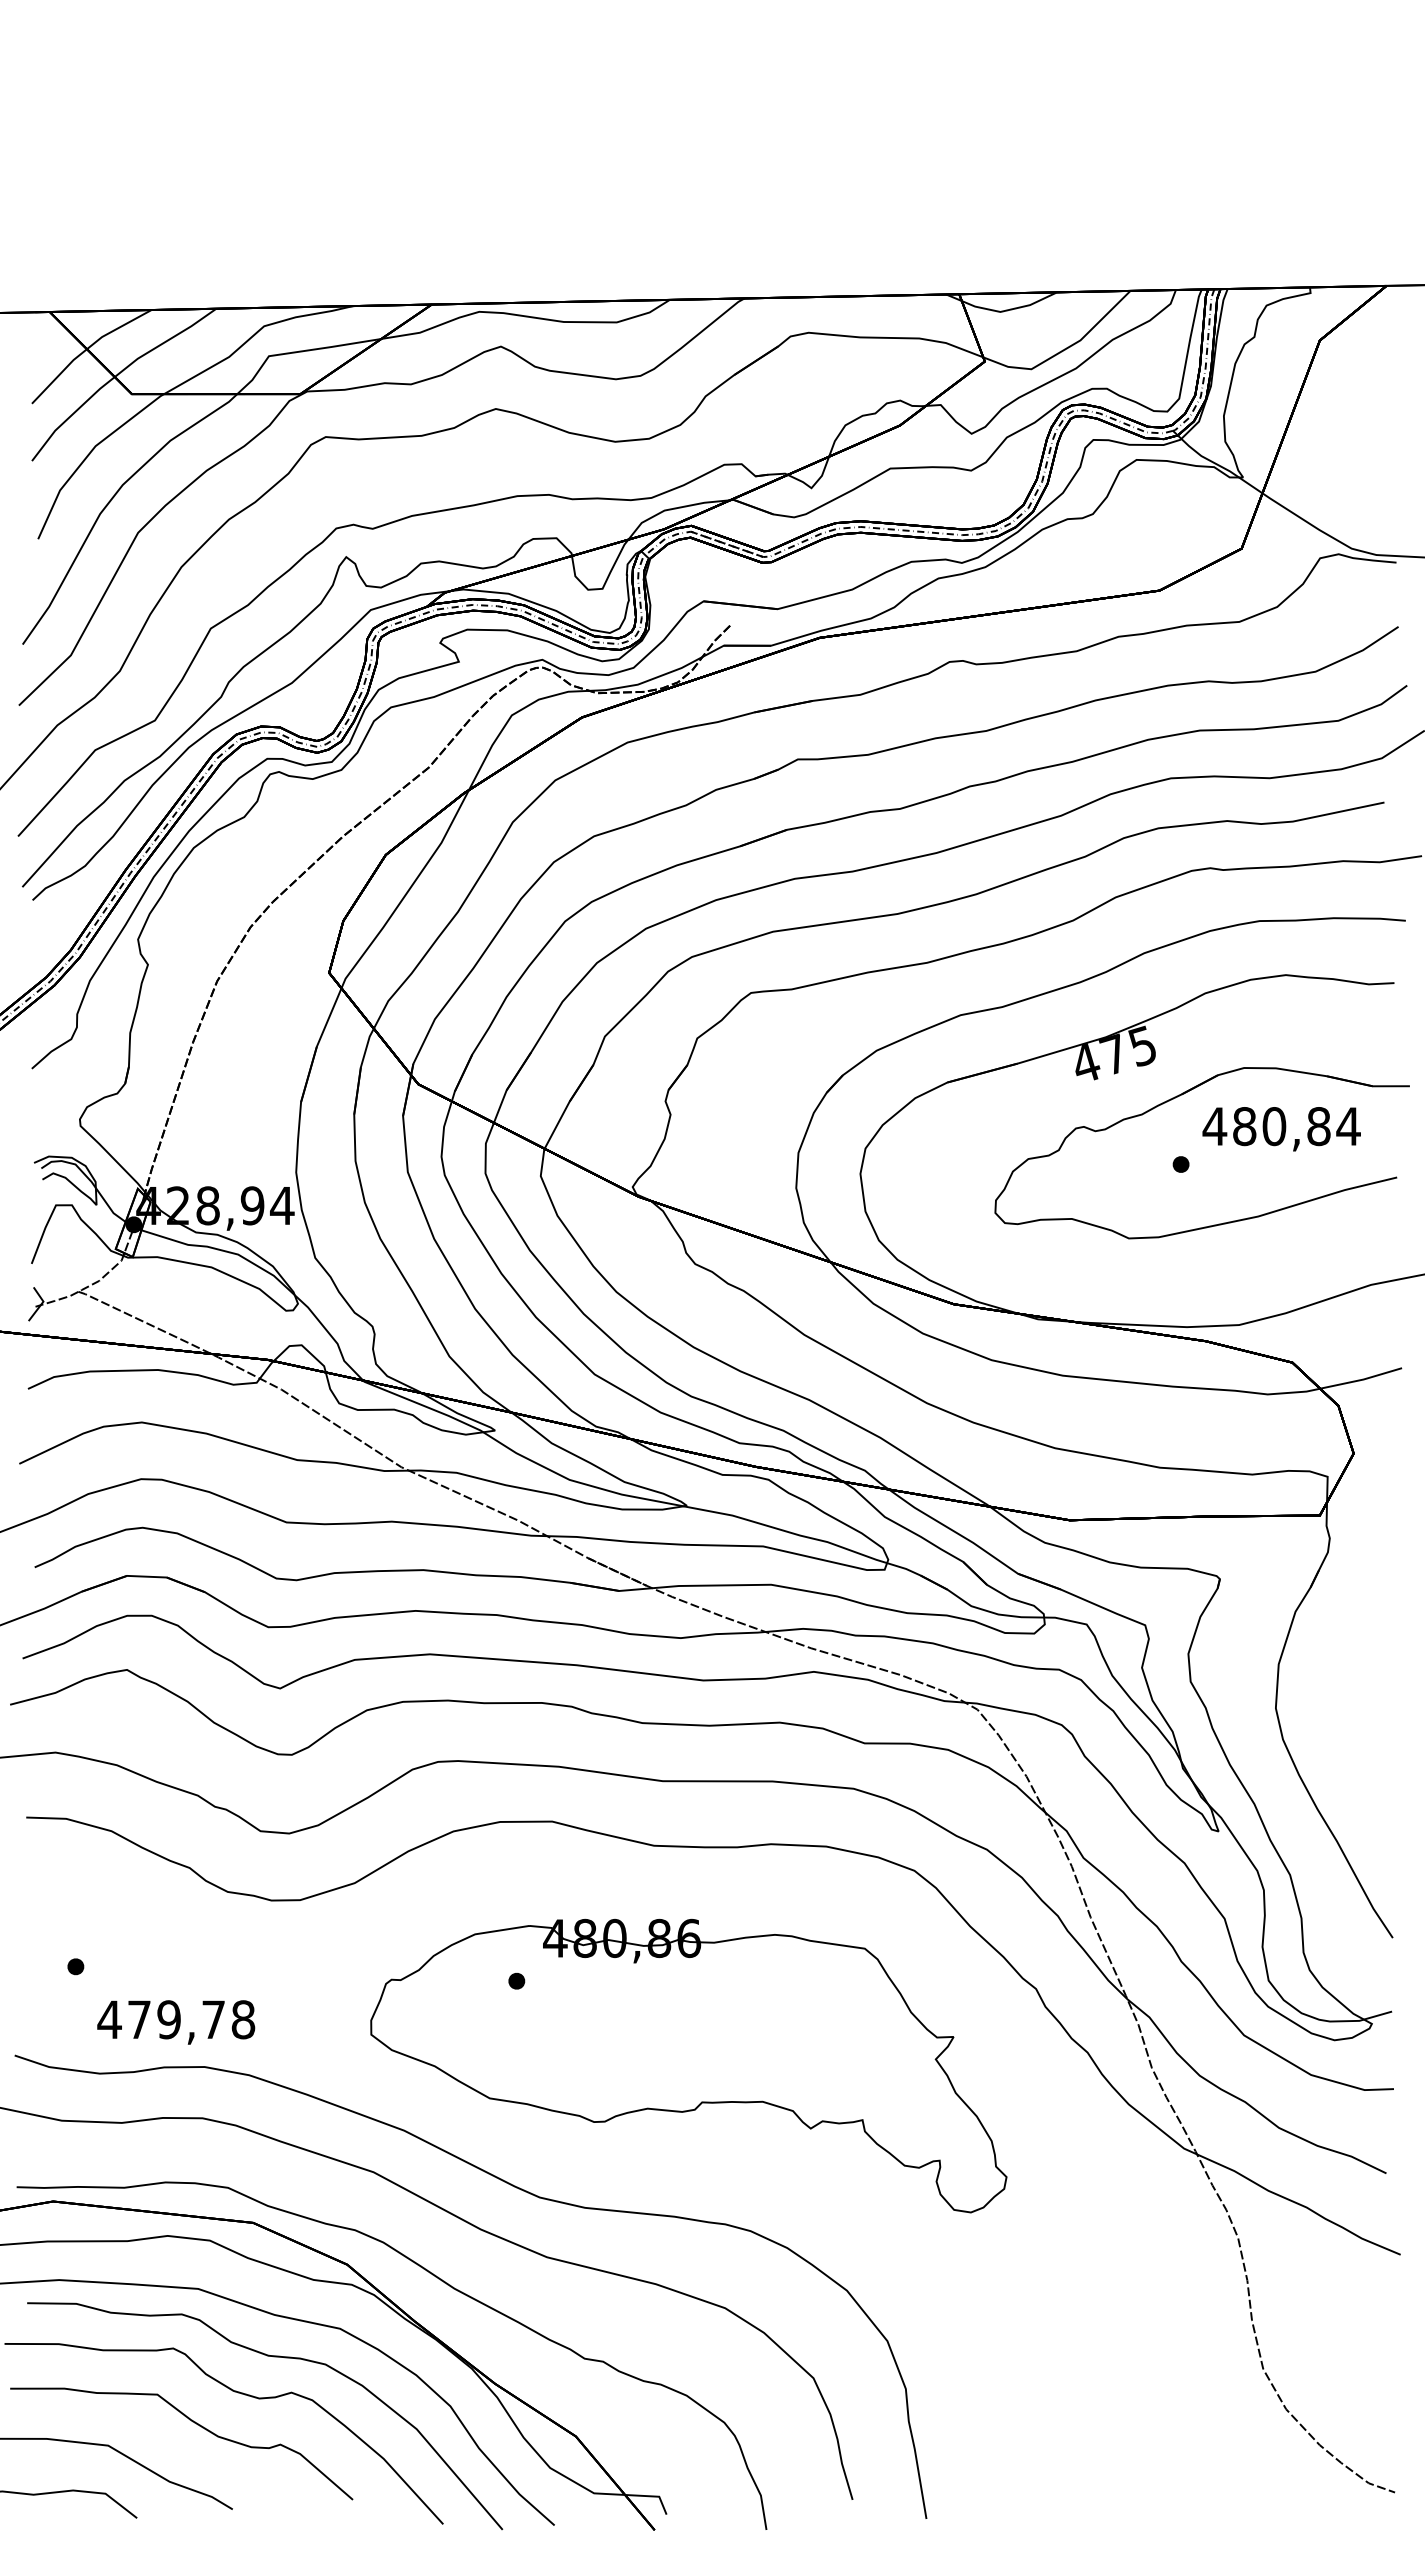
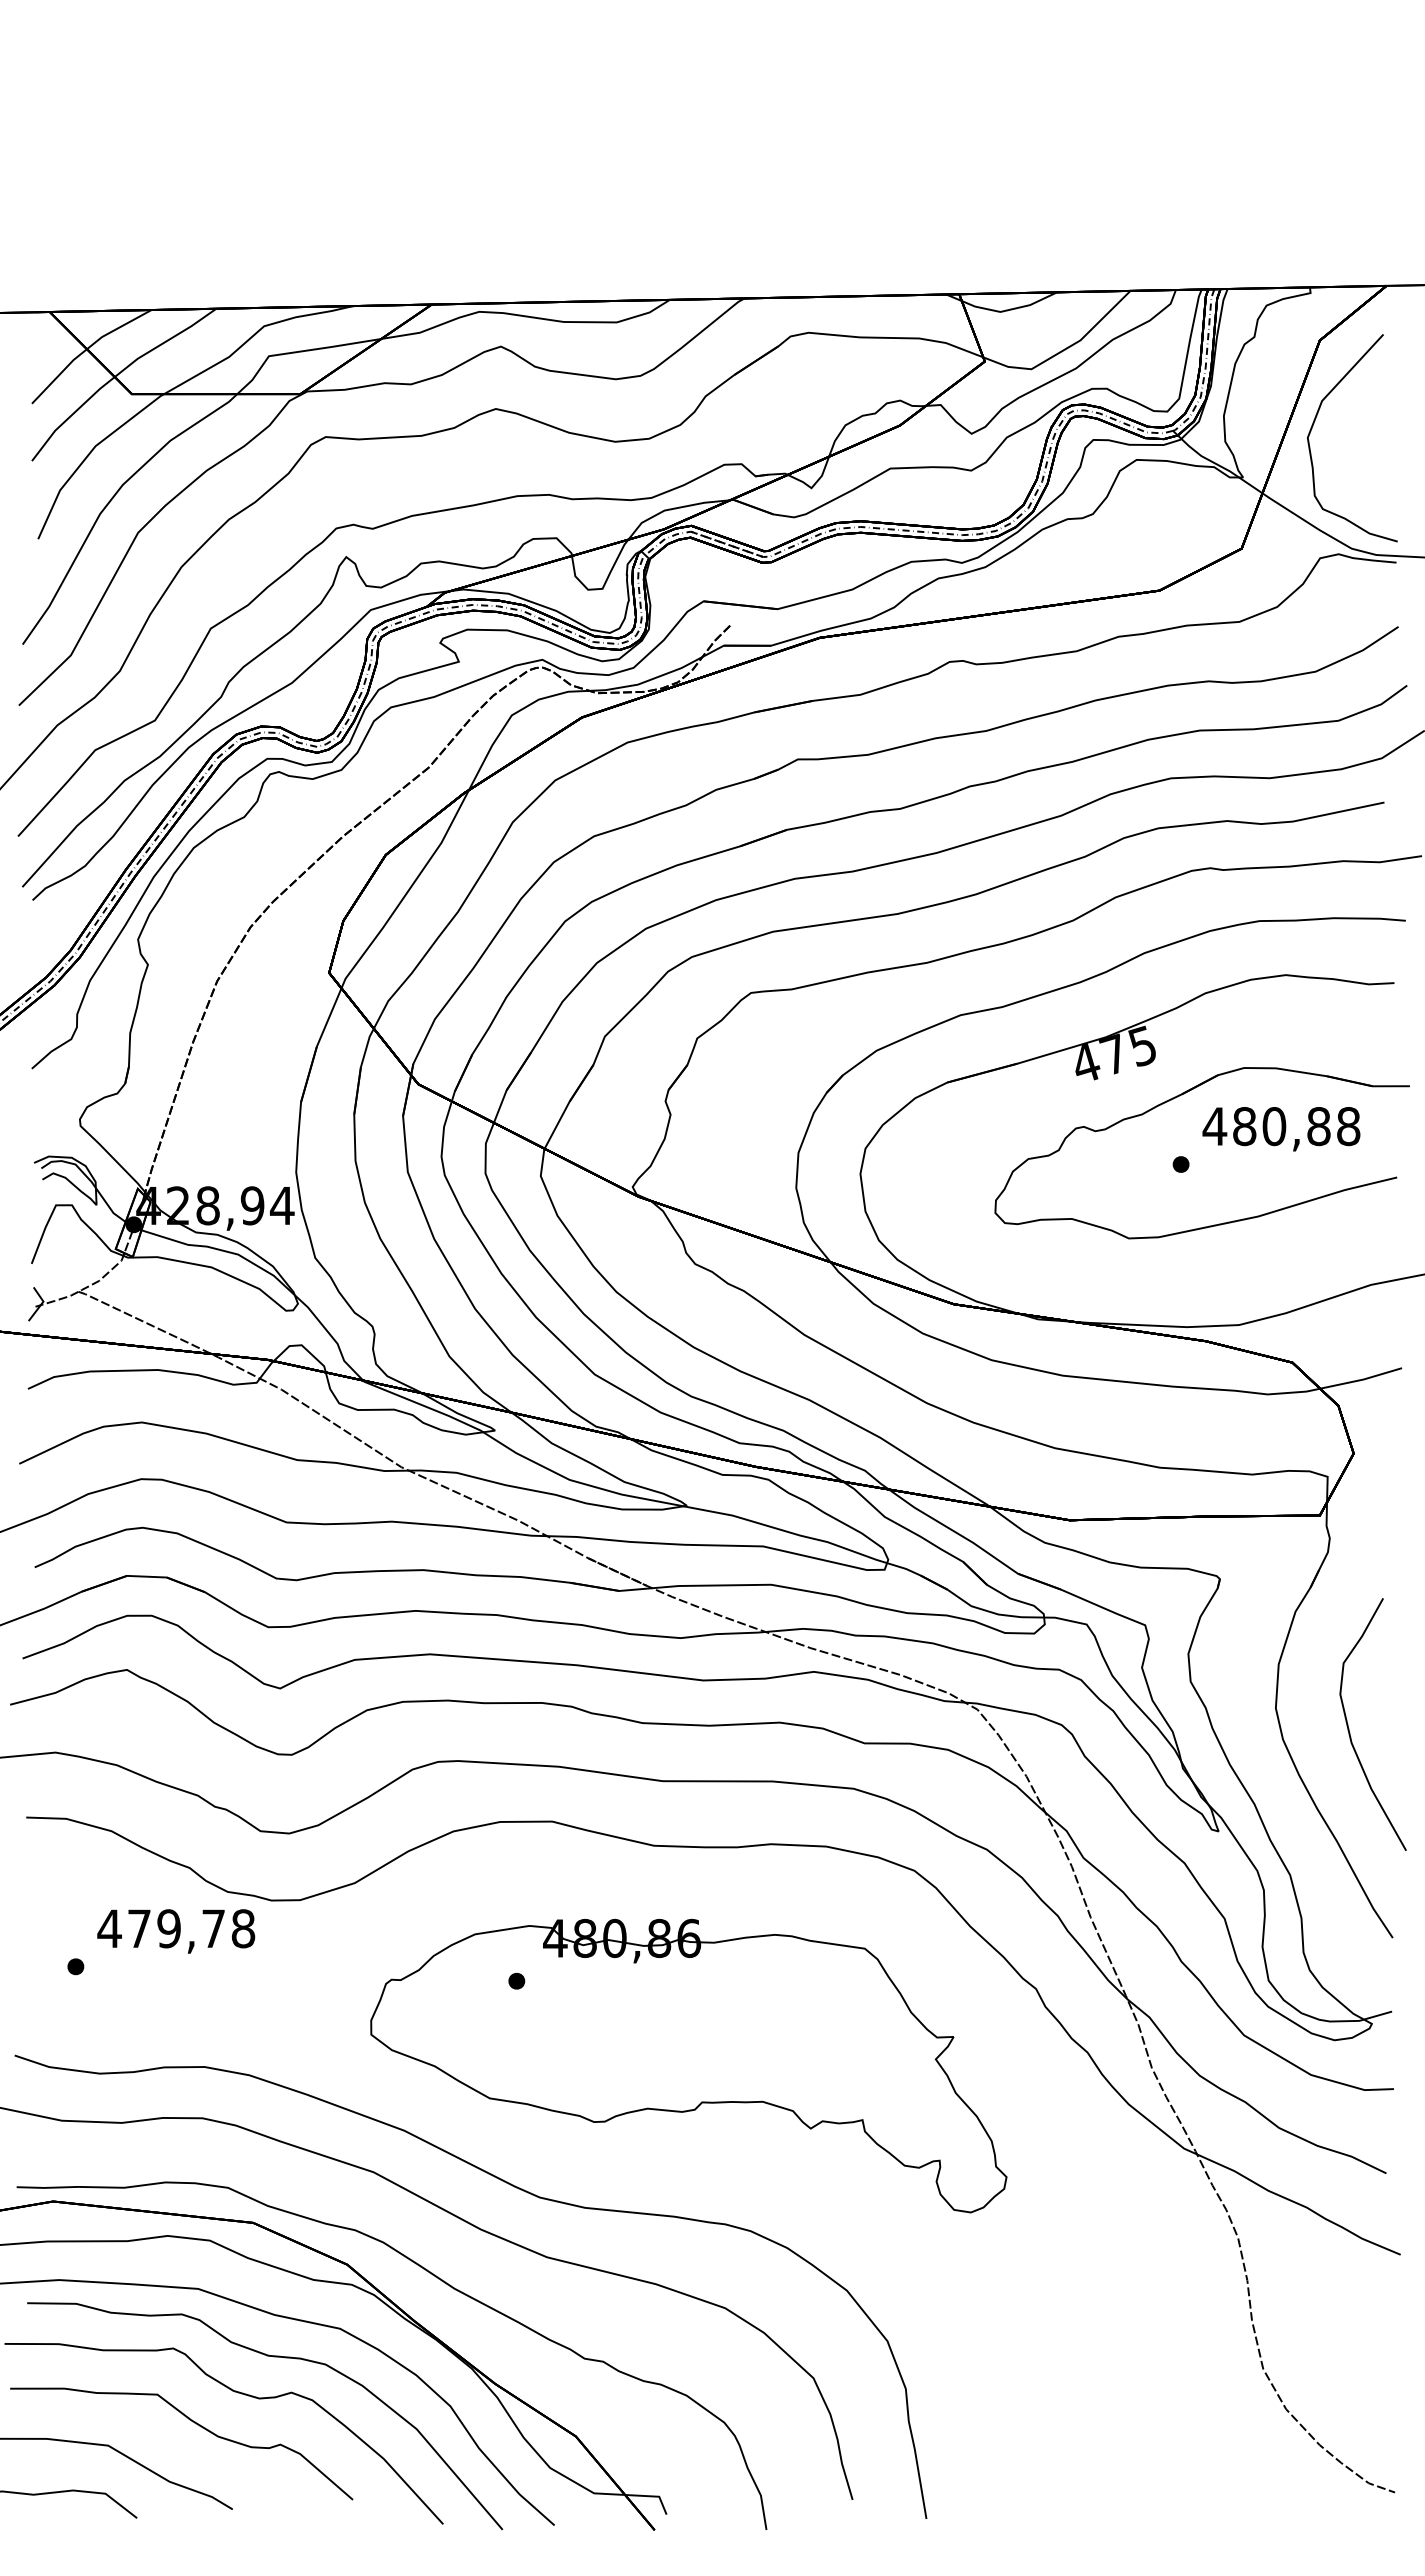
curve: none -> present (1315, 421)
text: 480,84 -> 480,88 (1348, 1126)
curve: none -> present (1349, 1728)
text position: (176, 2022) -> (176, 1931) (176, 1931)
